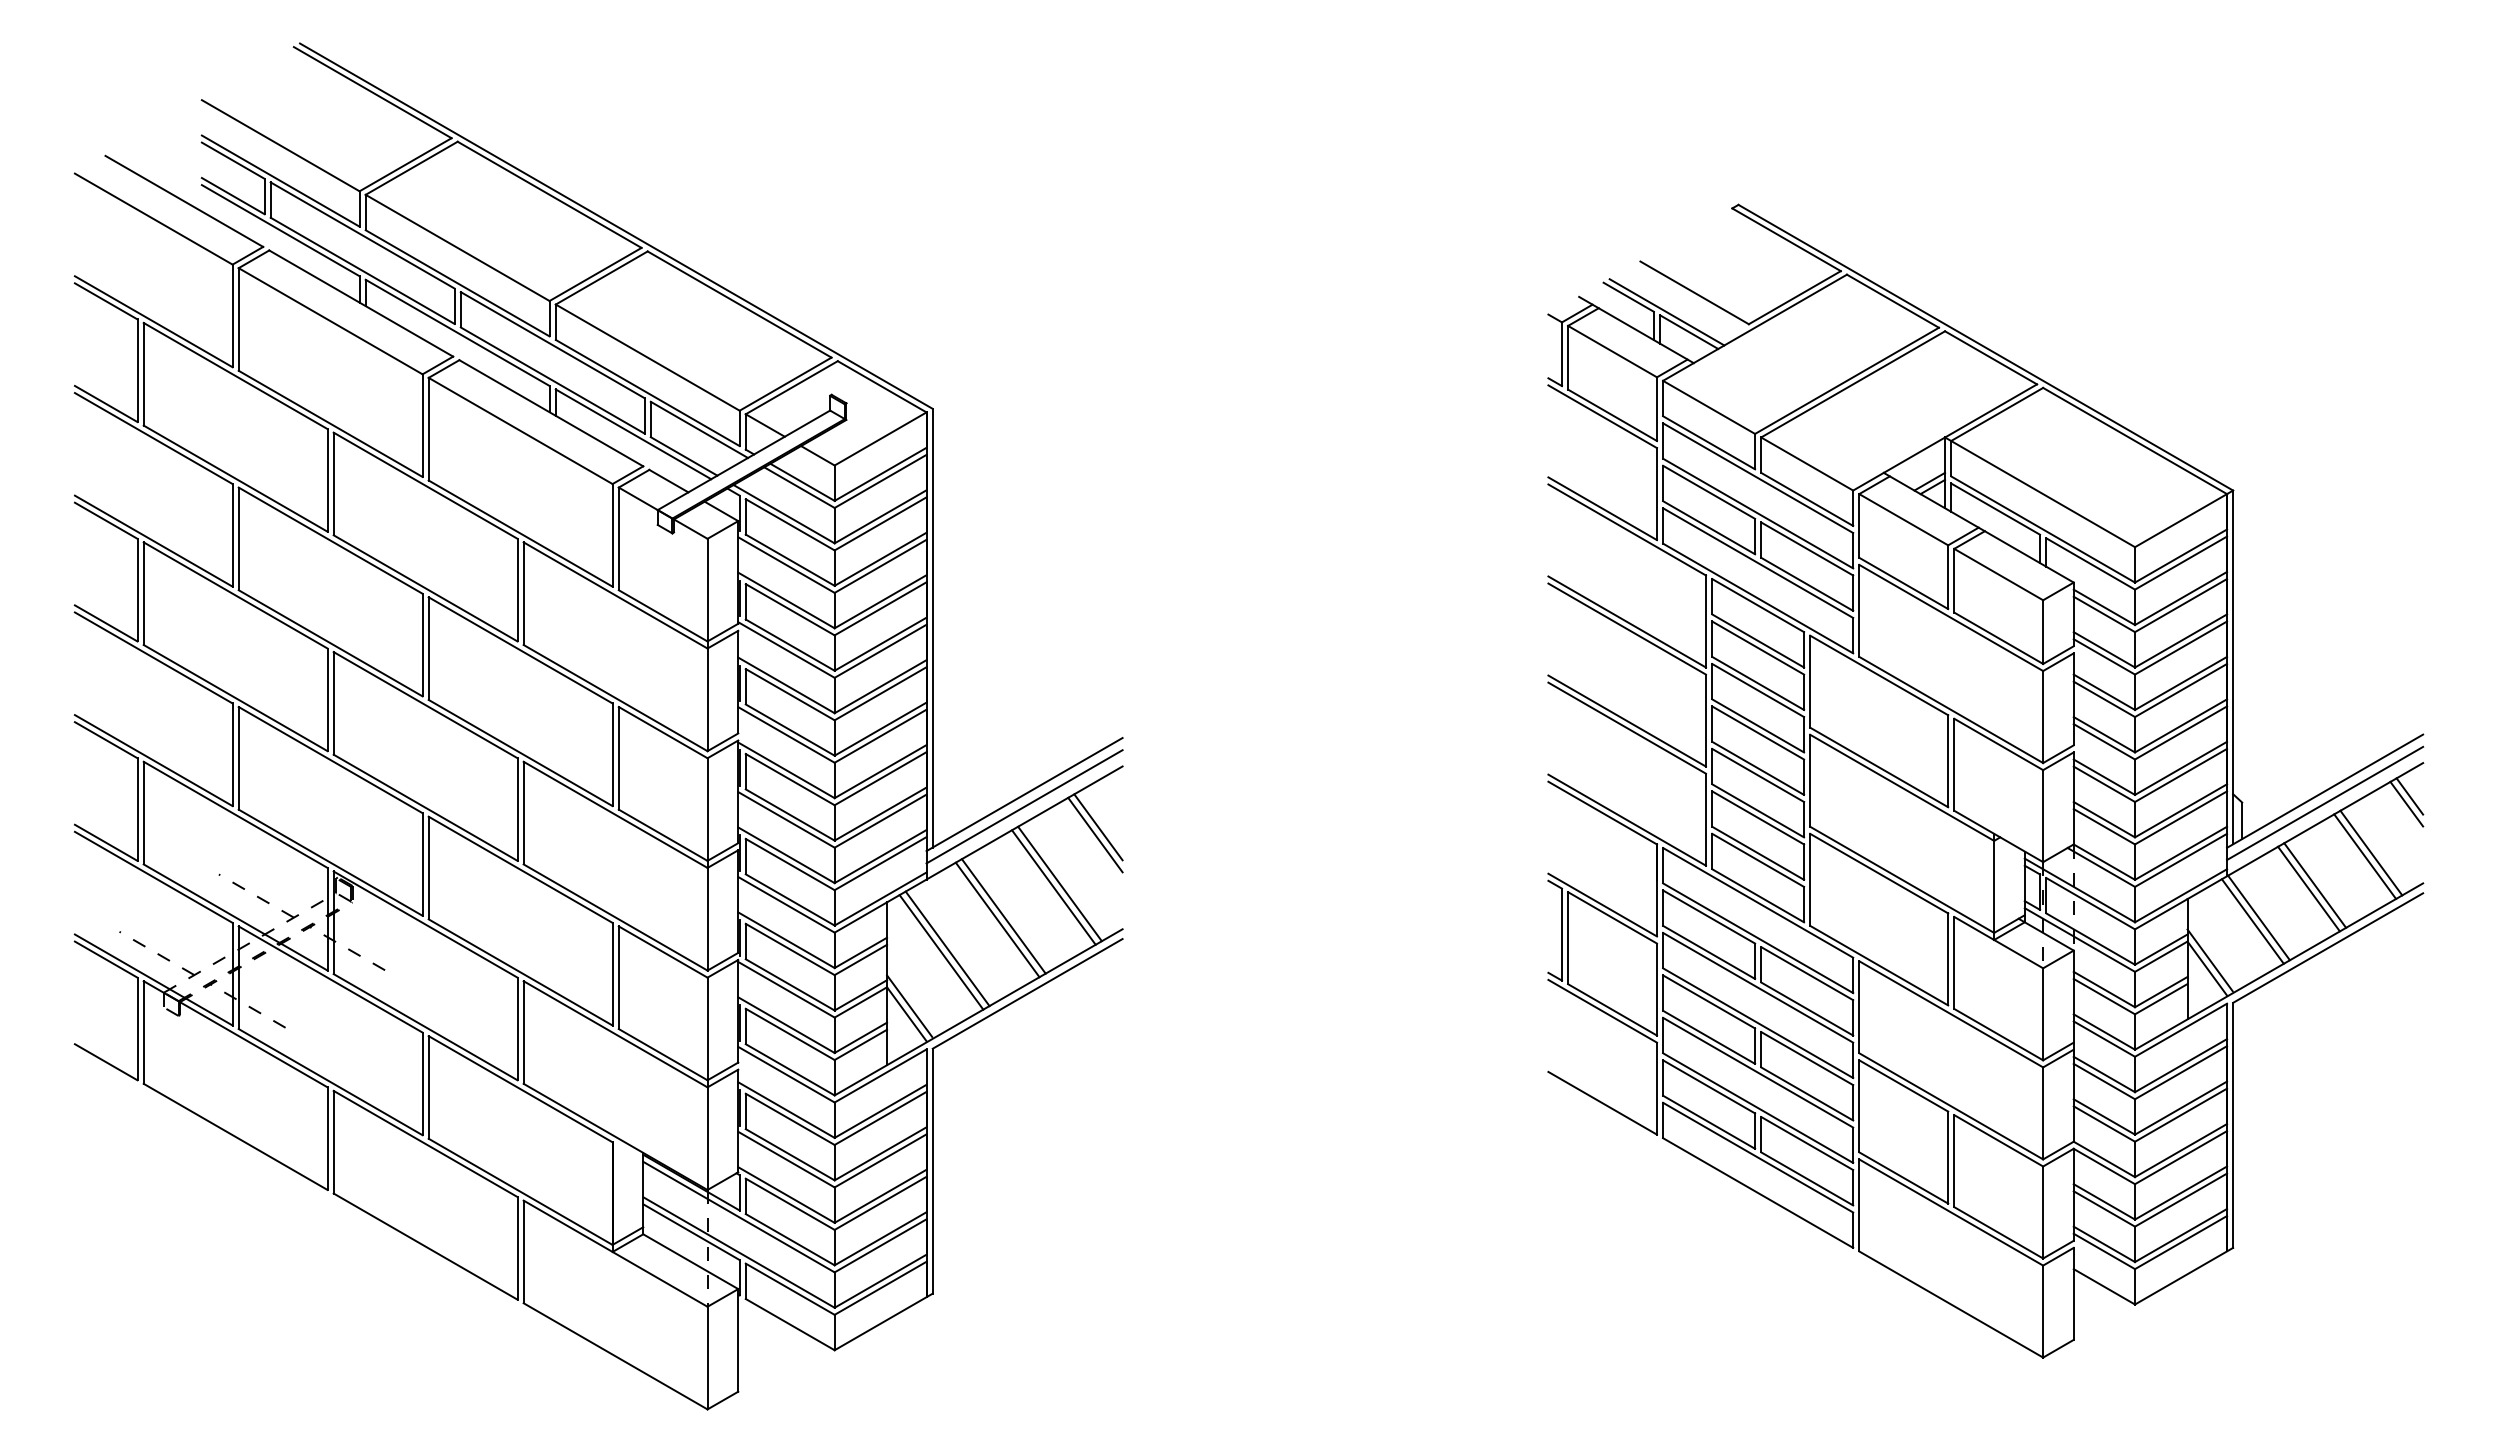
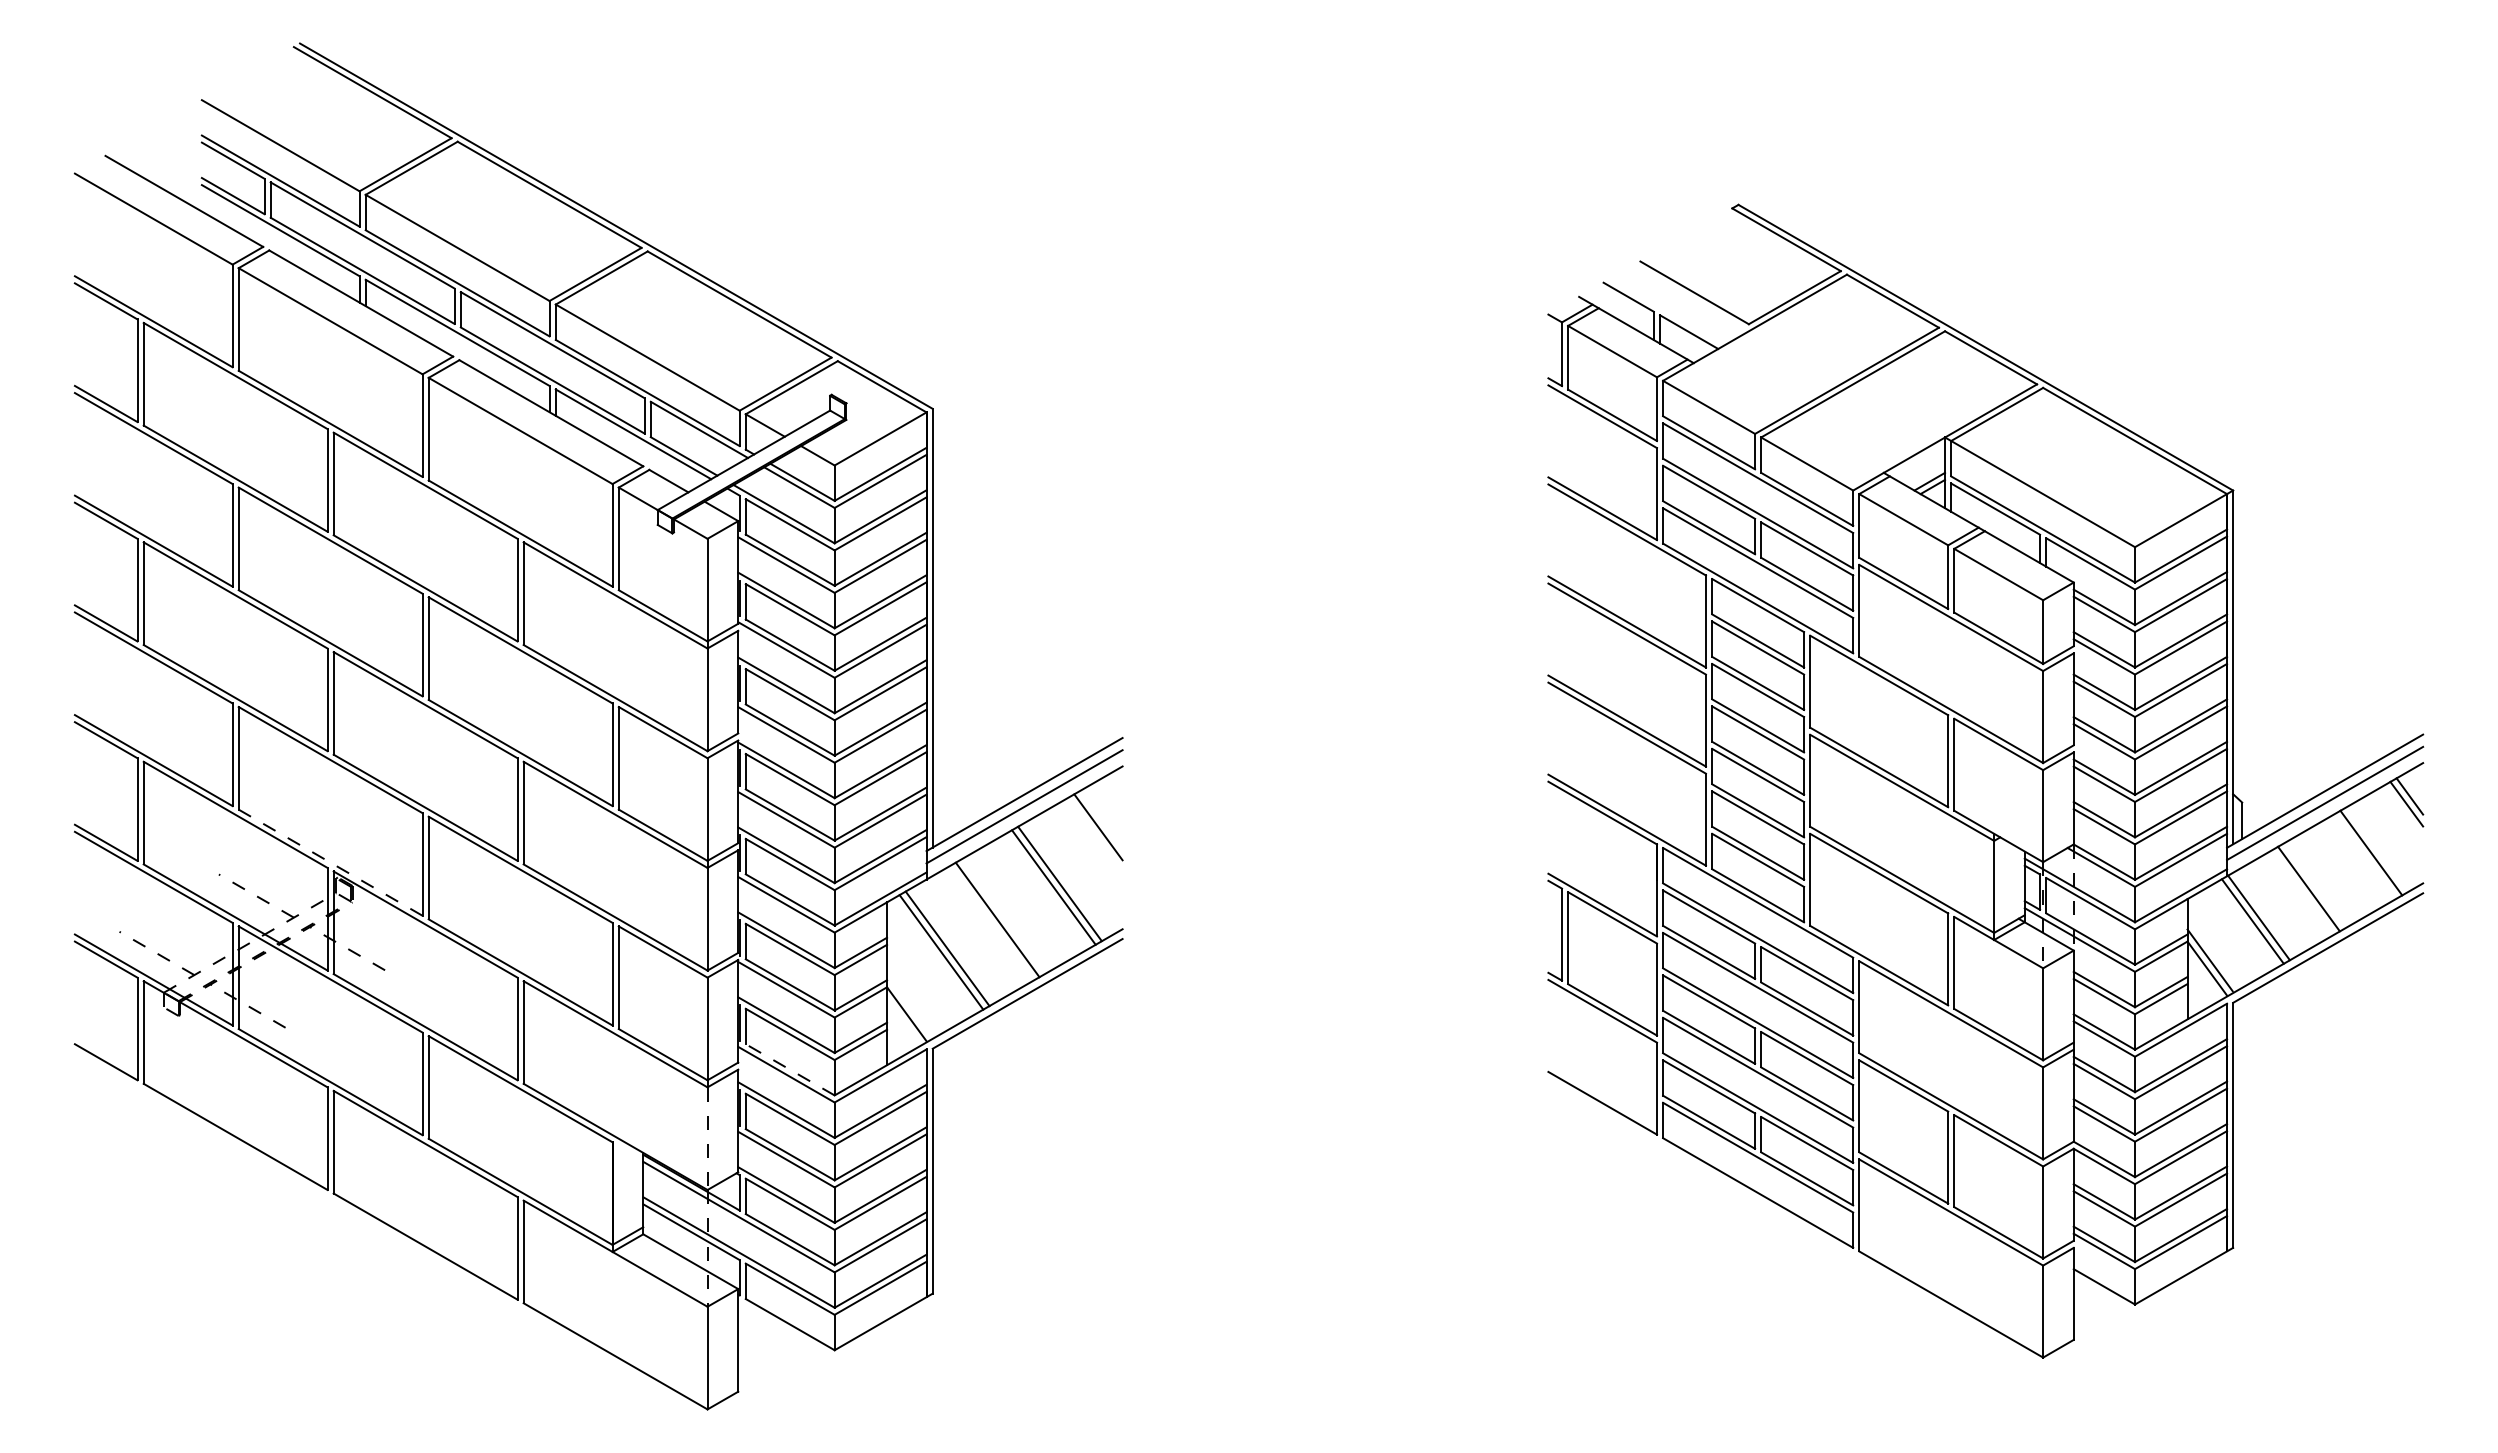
line: present -> none (1666, 312)
line: present -> none (1095, 834)
line: present -> none (2365, 856)
line: solid -> dashed (330, 862)
line: present -> none (2315, 885)
line: present -> none (1003, 916)
line: present -> none (909, 1005)
line: solid -> dashed (789, 1069)
line: solid -> dashed (707, 1139)
